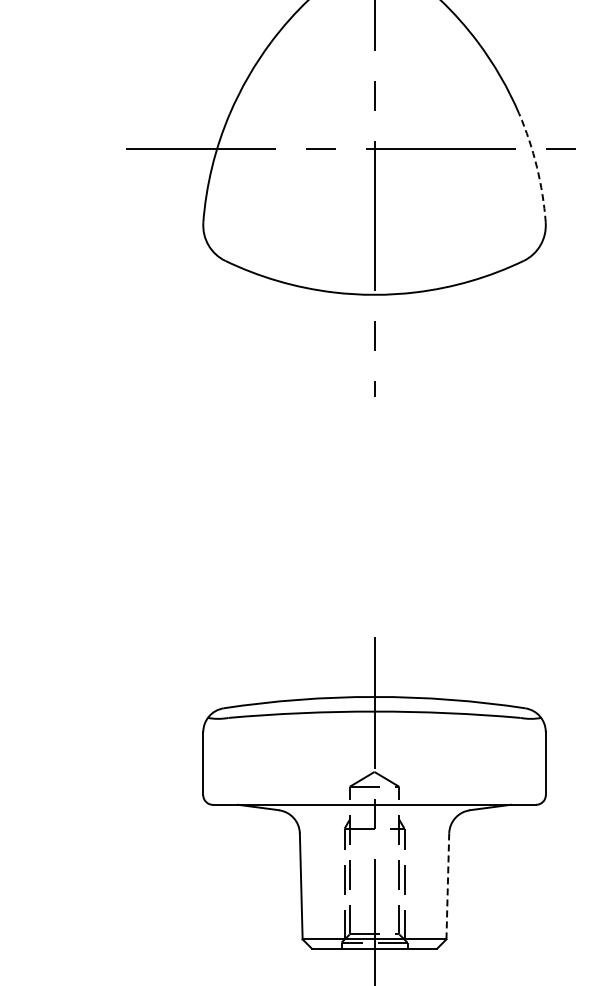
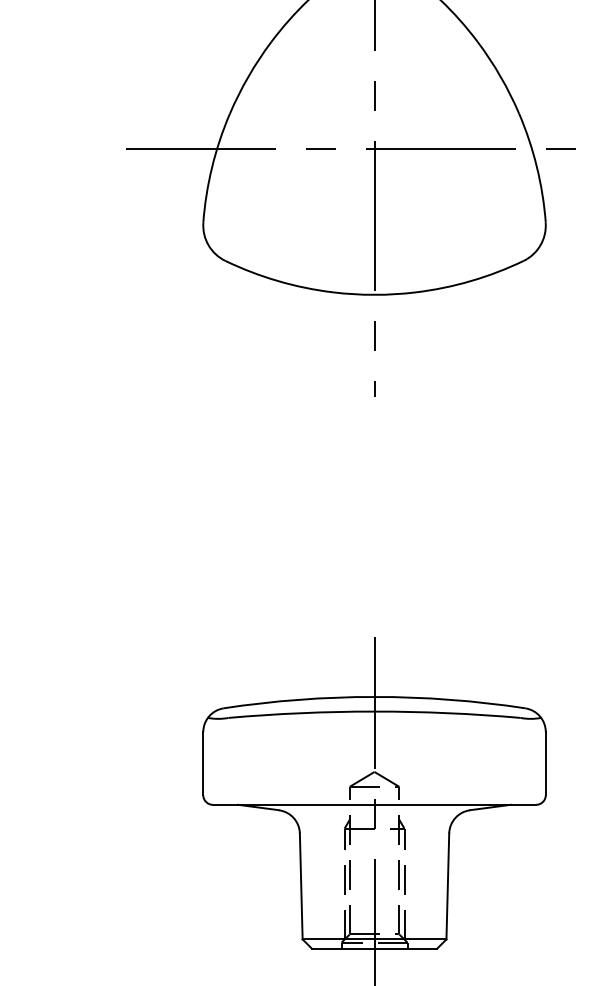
arc: dashed -> solid (536, 167)
line: dashed -> solid (447, 885)
